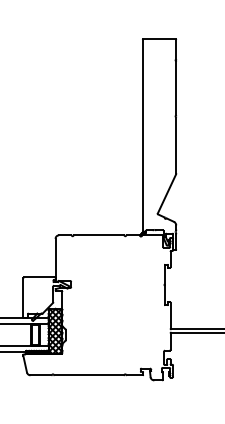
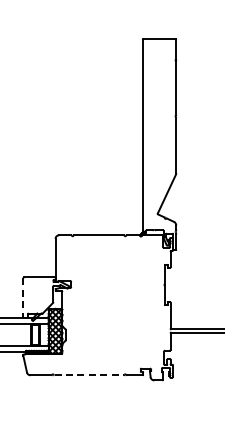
line: solid -> dashed (23, 298)
line: solid -> dashed (89, 375)
